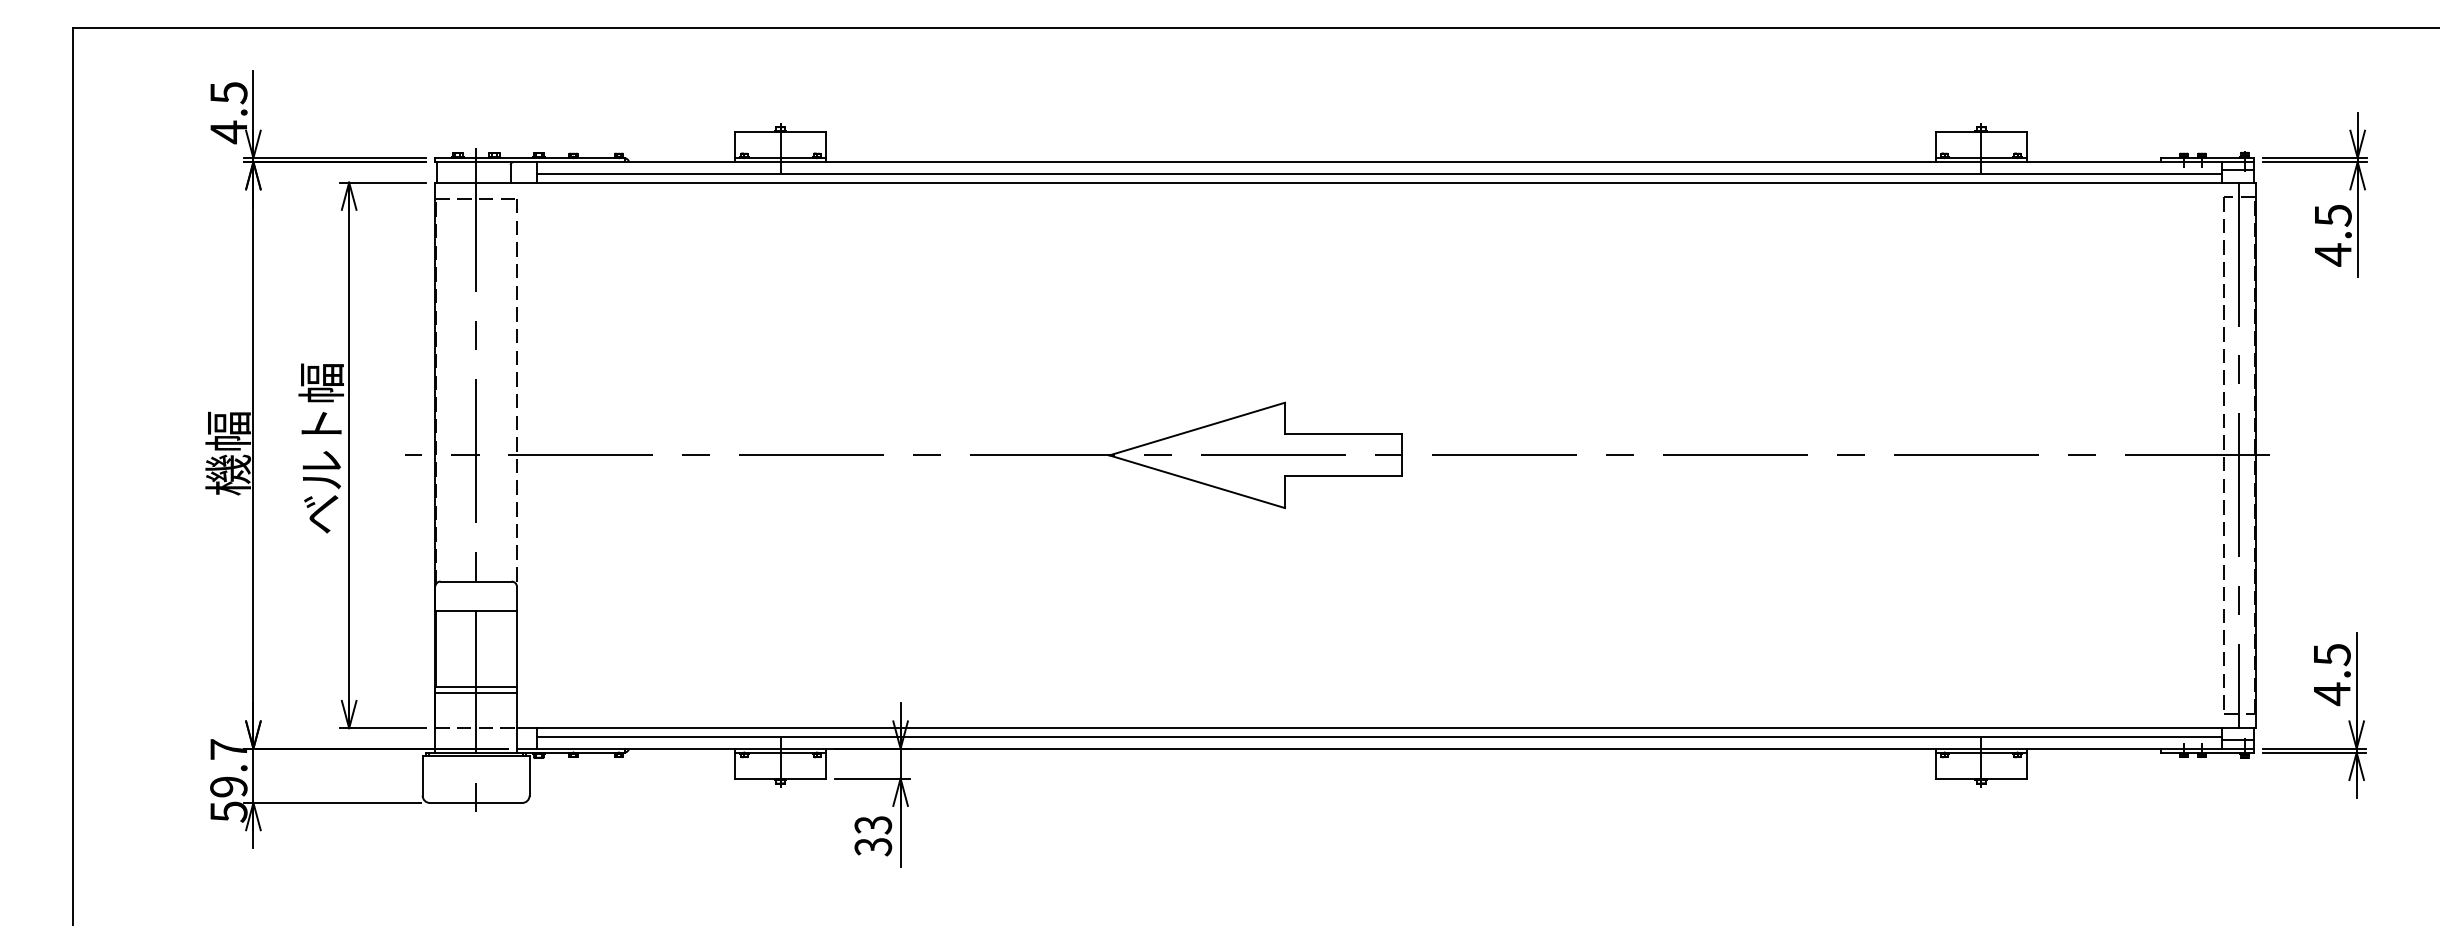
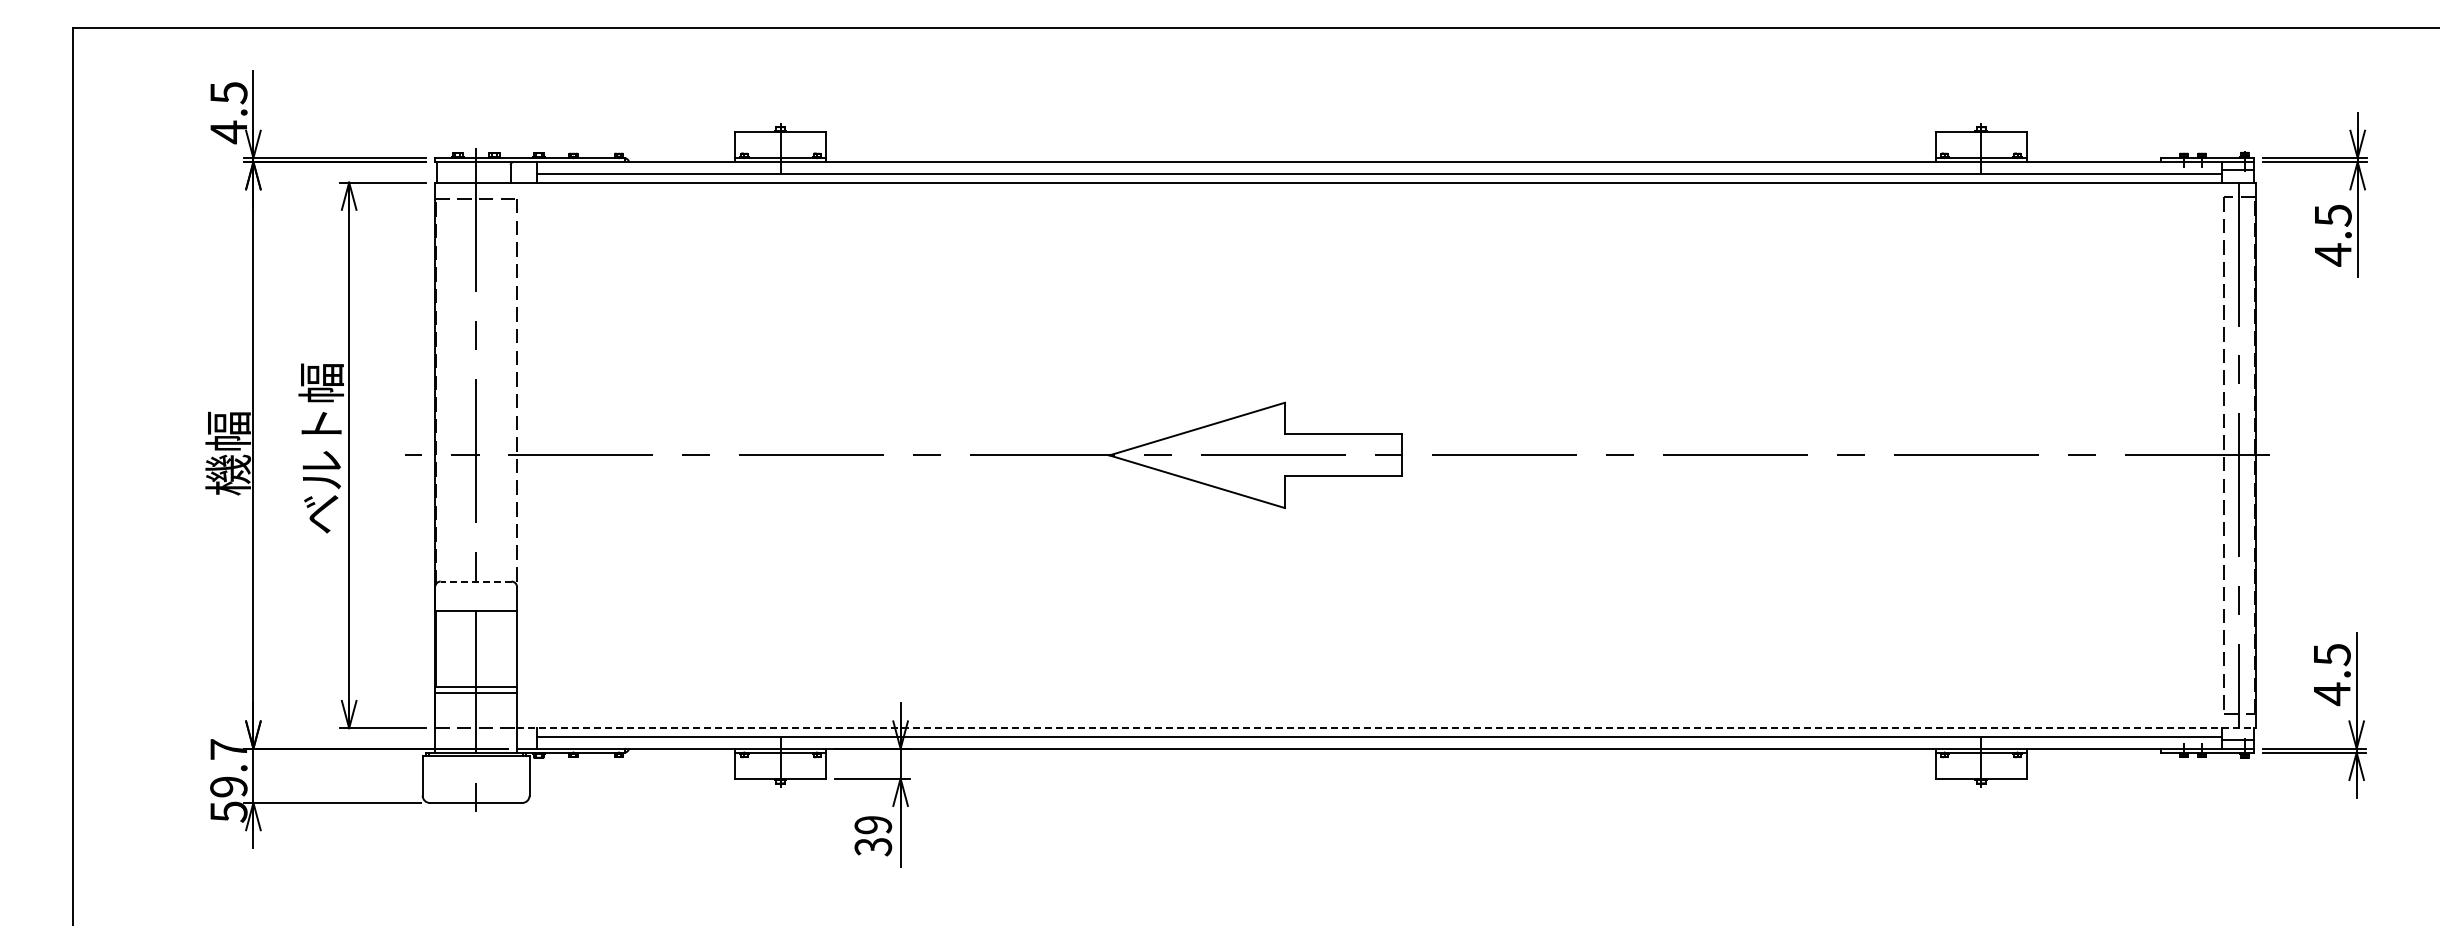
line: solid -> dashed (475, 581)
line: solid -> dashed (1386, 728)
text: 33 -> 39 (873, 825)
